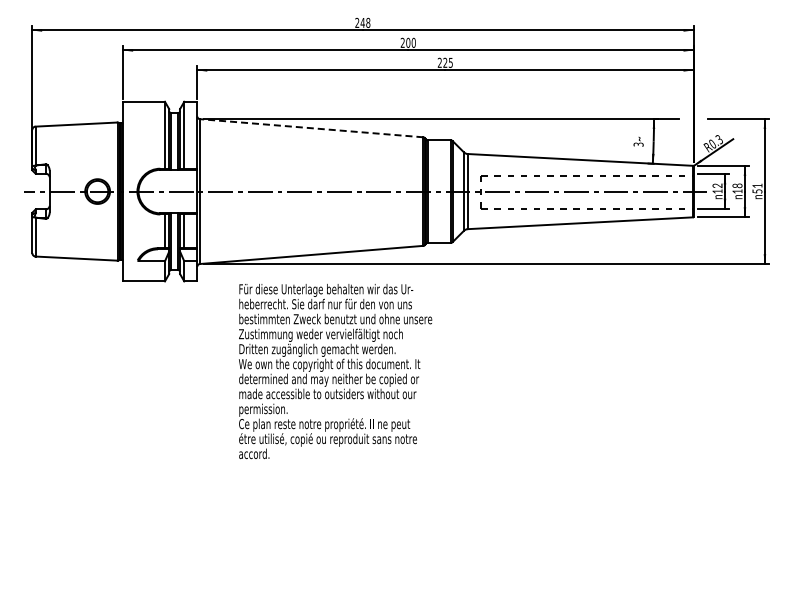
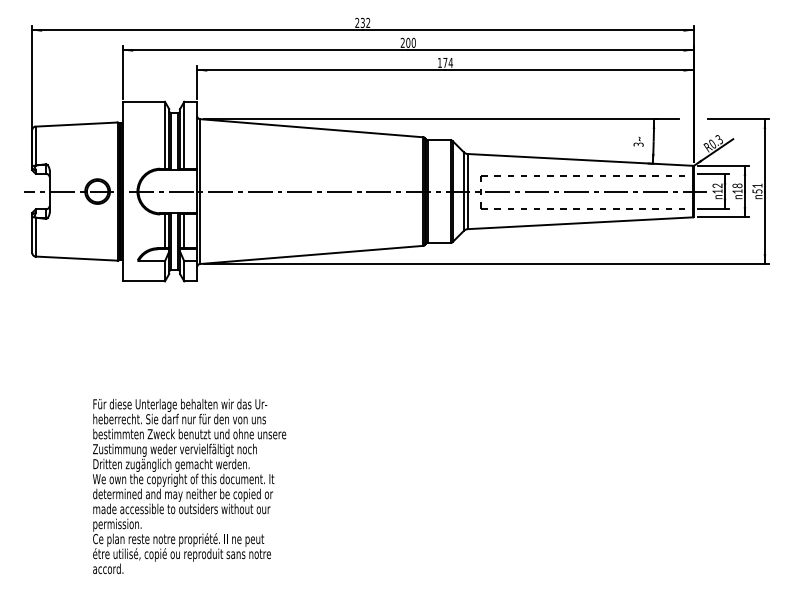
text: 248 -> 232 (365, 22)
text: 225 -> 174 (444, 62)
line: dashed -> solid (311, 128)
text position: (335, 371) -> (189, 486) (189, 486)
